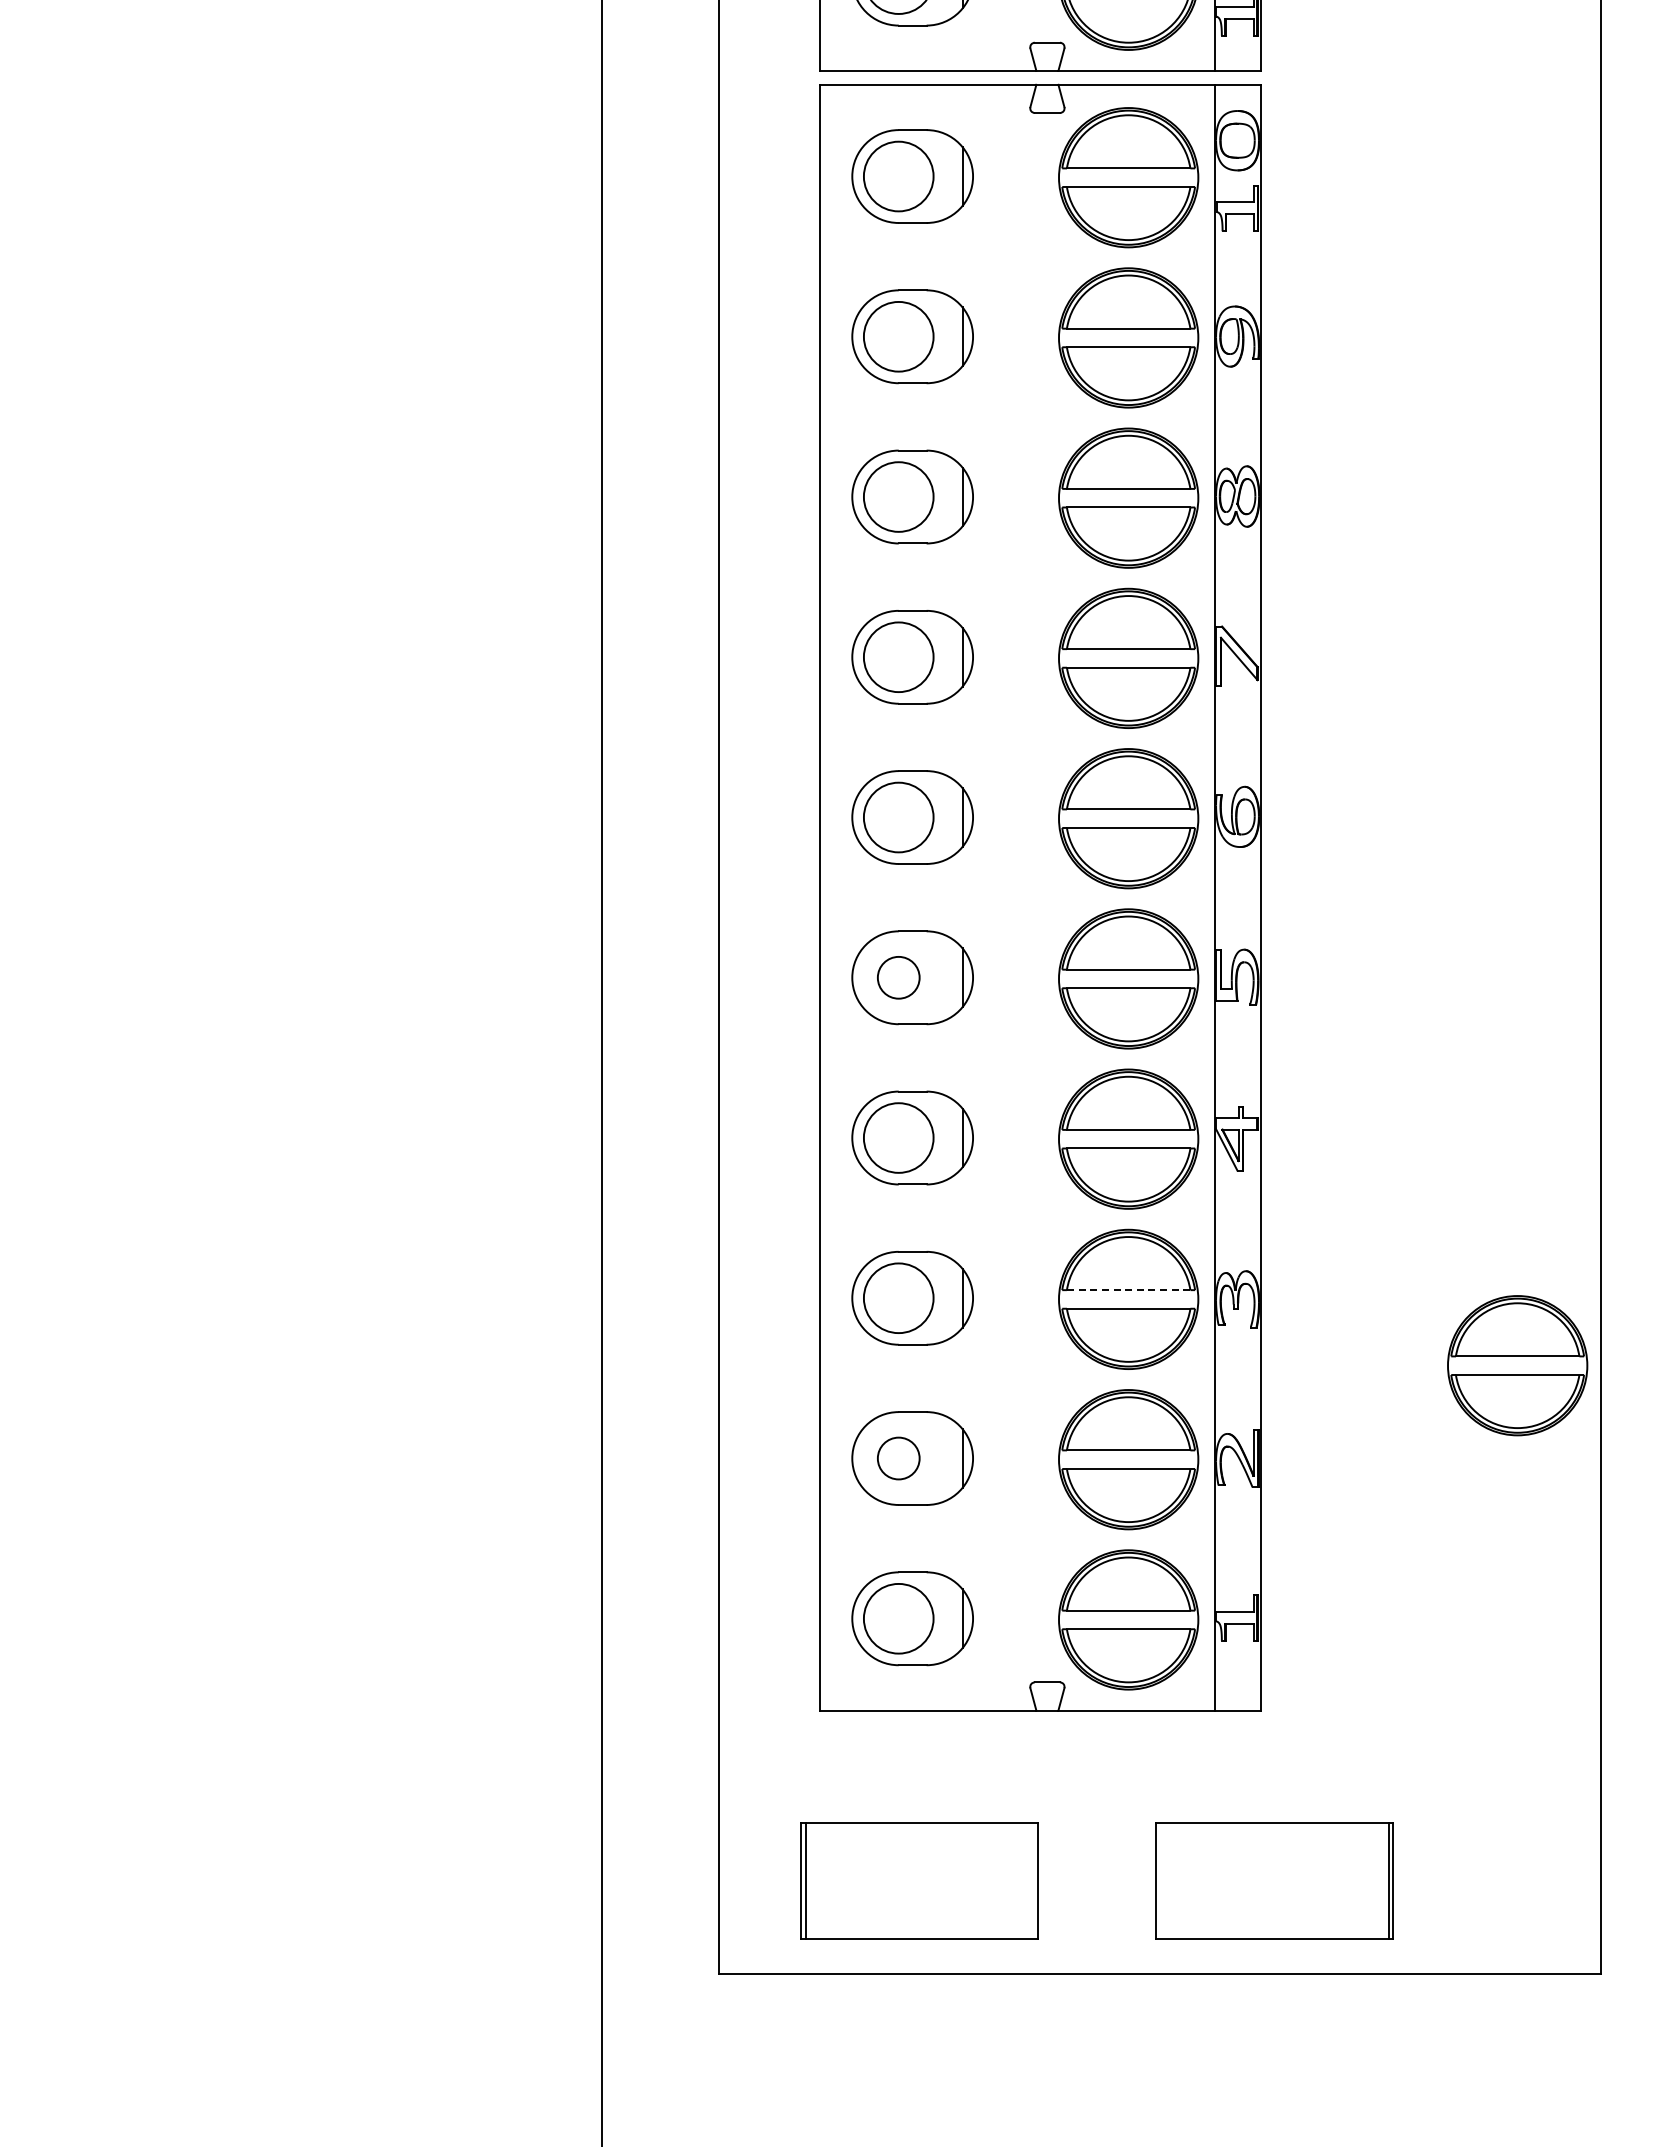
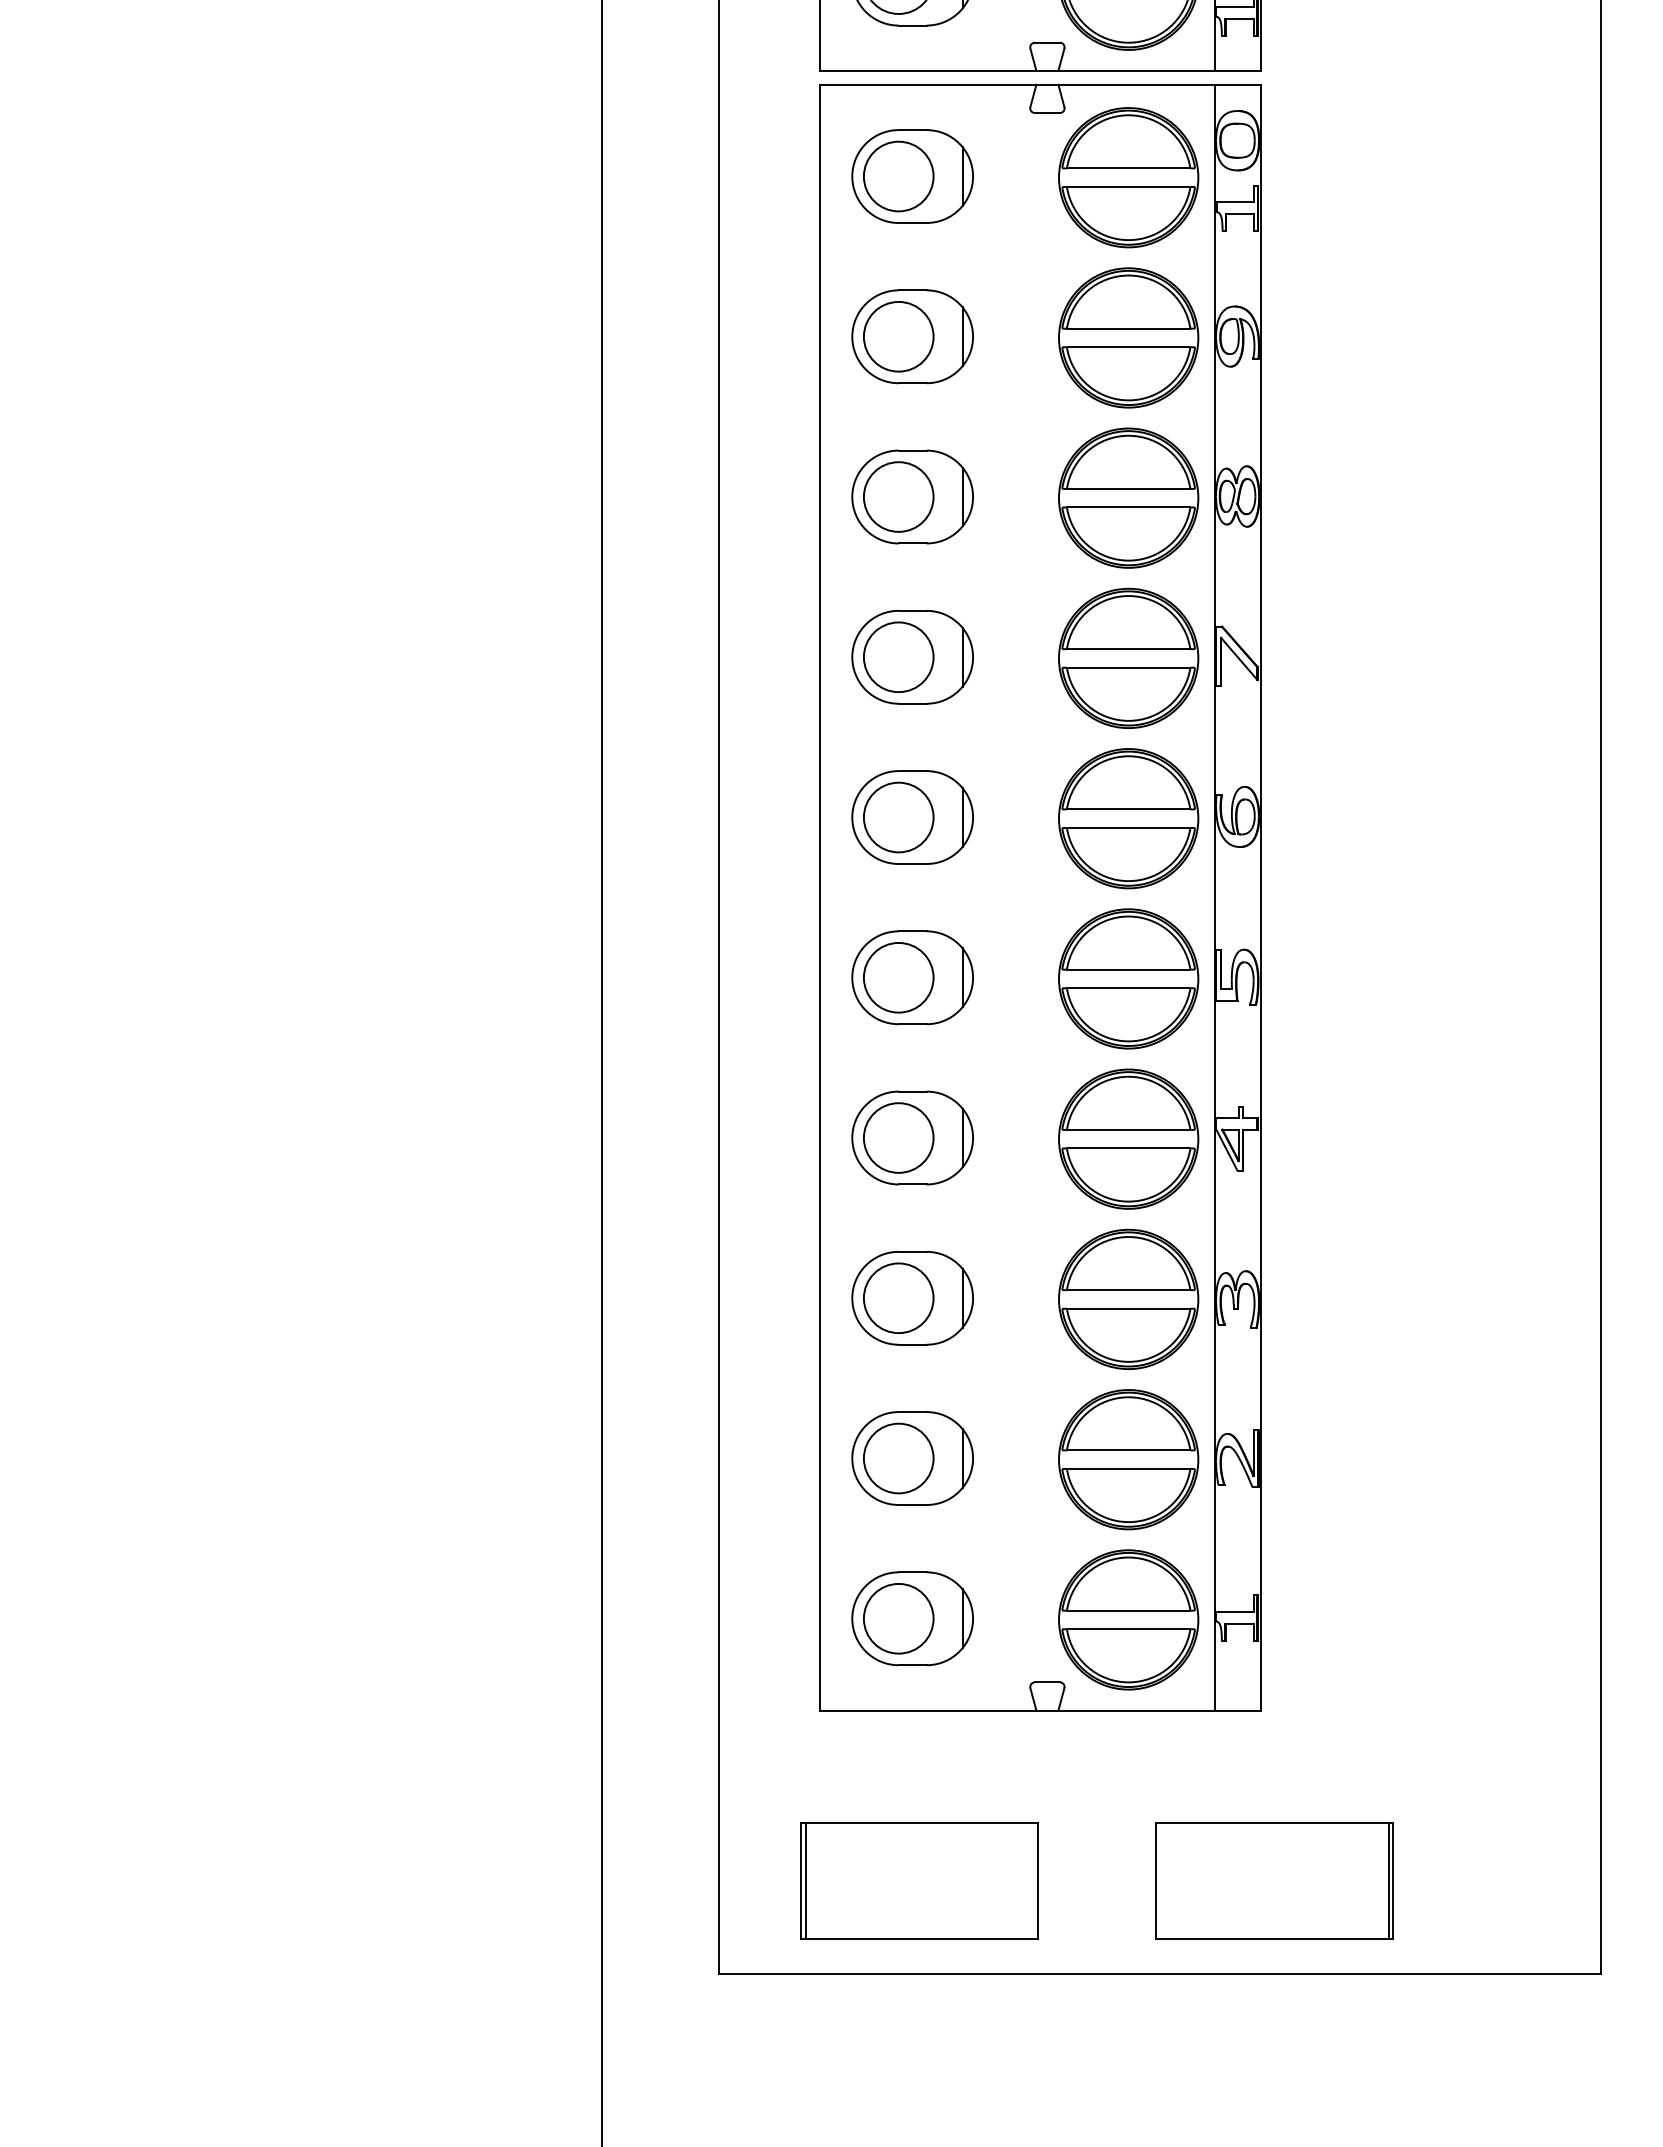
circle diameter: 42 px -> 70 px (898, 977)
line: dashed -> solid (1128, 1290)
part: present -> none (1517, 1365)
circle diameter: 42 px -> 70 px (898, 1458)
